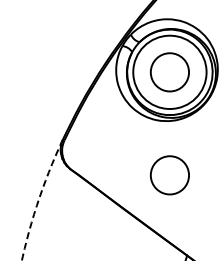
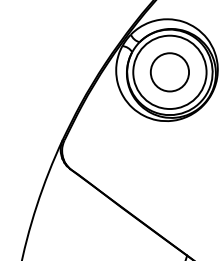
circle: present -> none (169, 175)
arc: dashed -> solid (38, 200)
